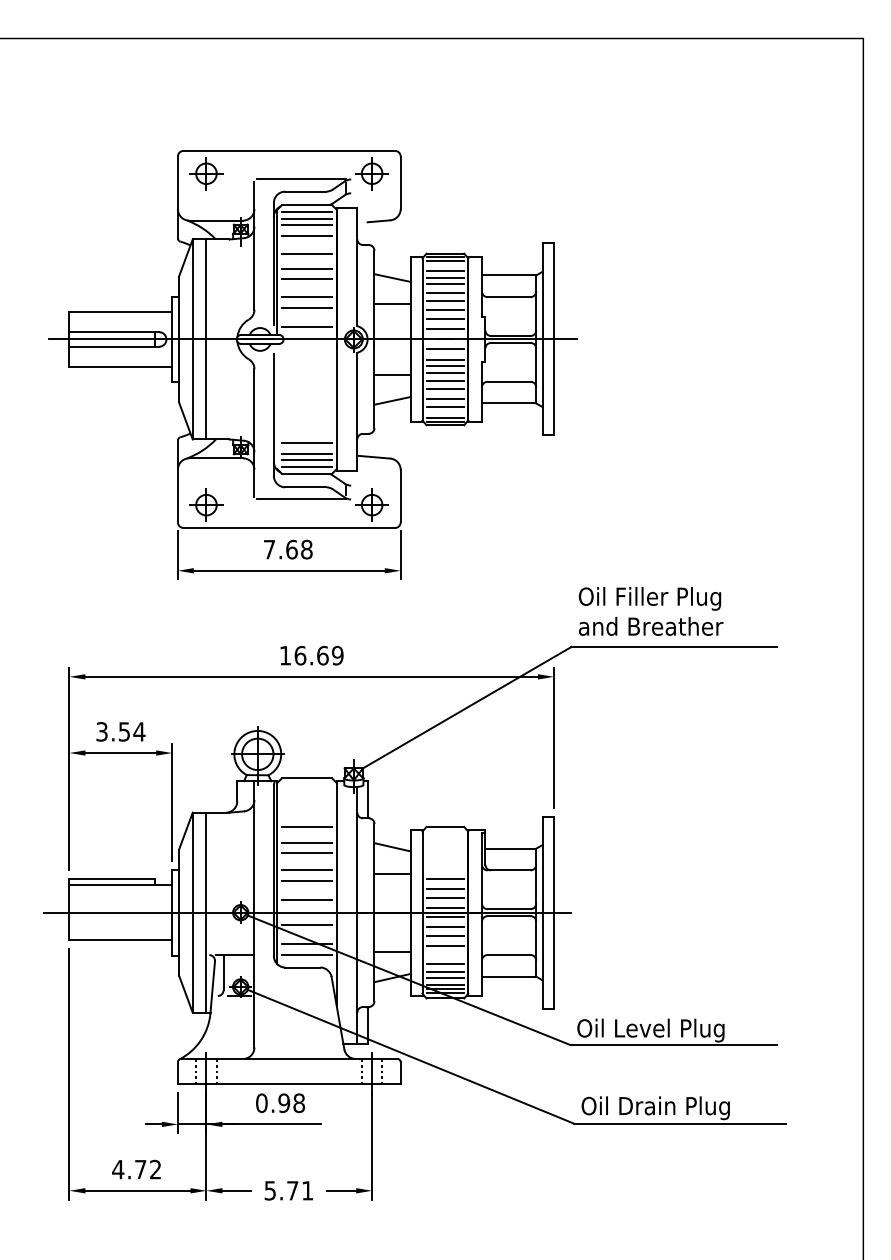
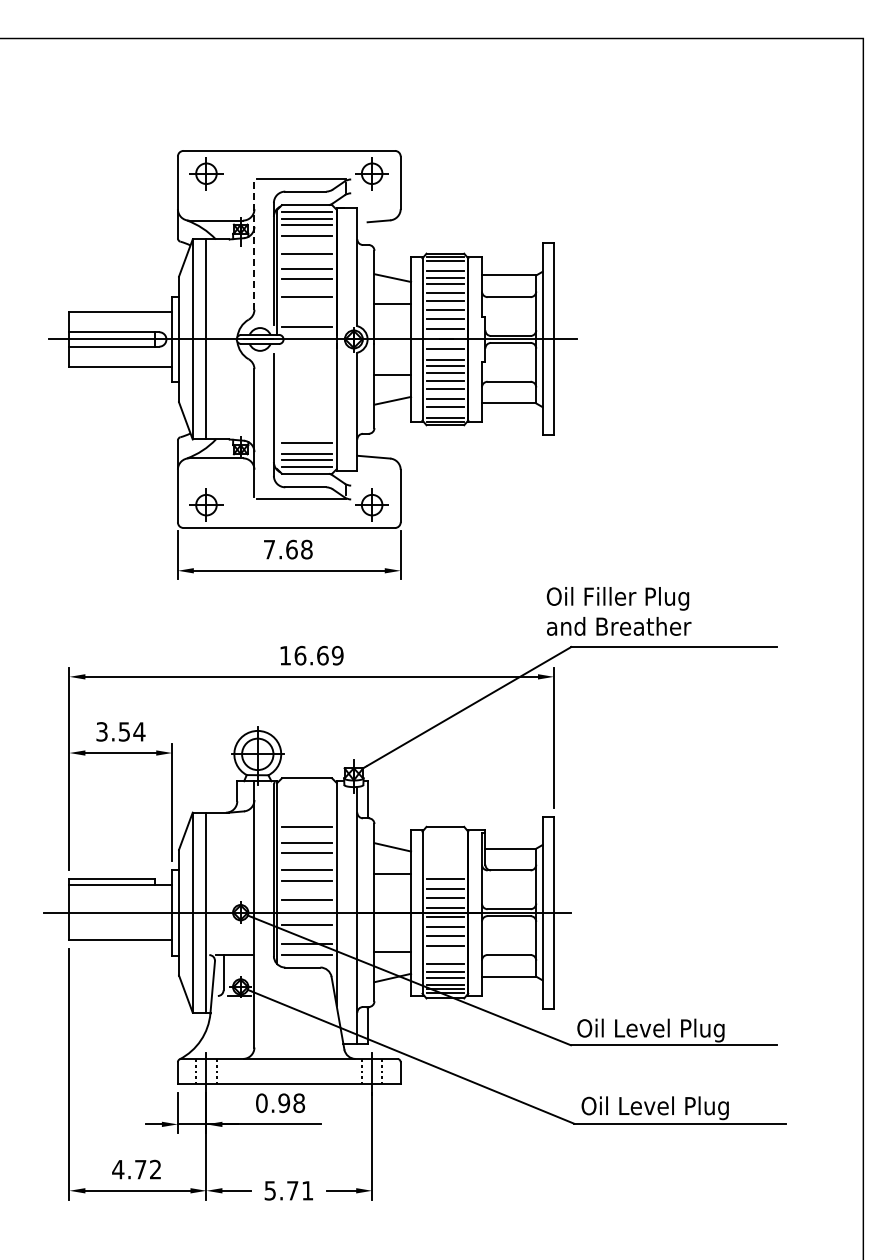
line: solid -> dashed (254, 246)
line: present -> none (306, 307)
text position: (650, 611) -> (618, 611) (618, 611)
text: Oil Drain Plug -> Oil Level Plug (675, 1108)
